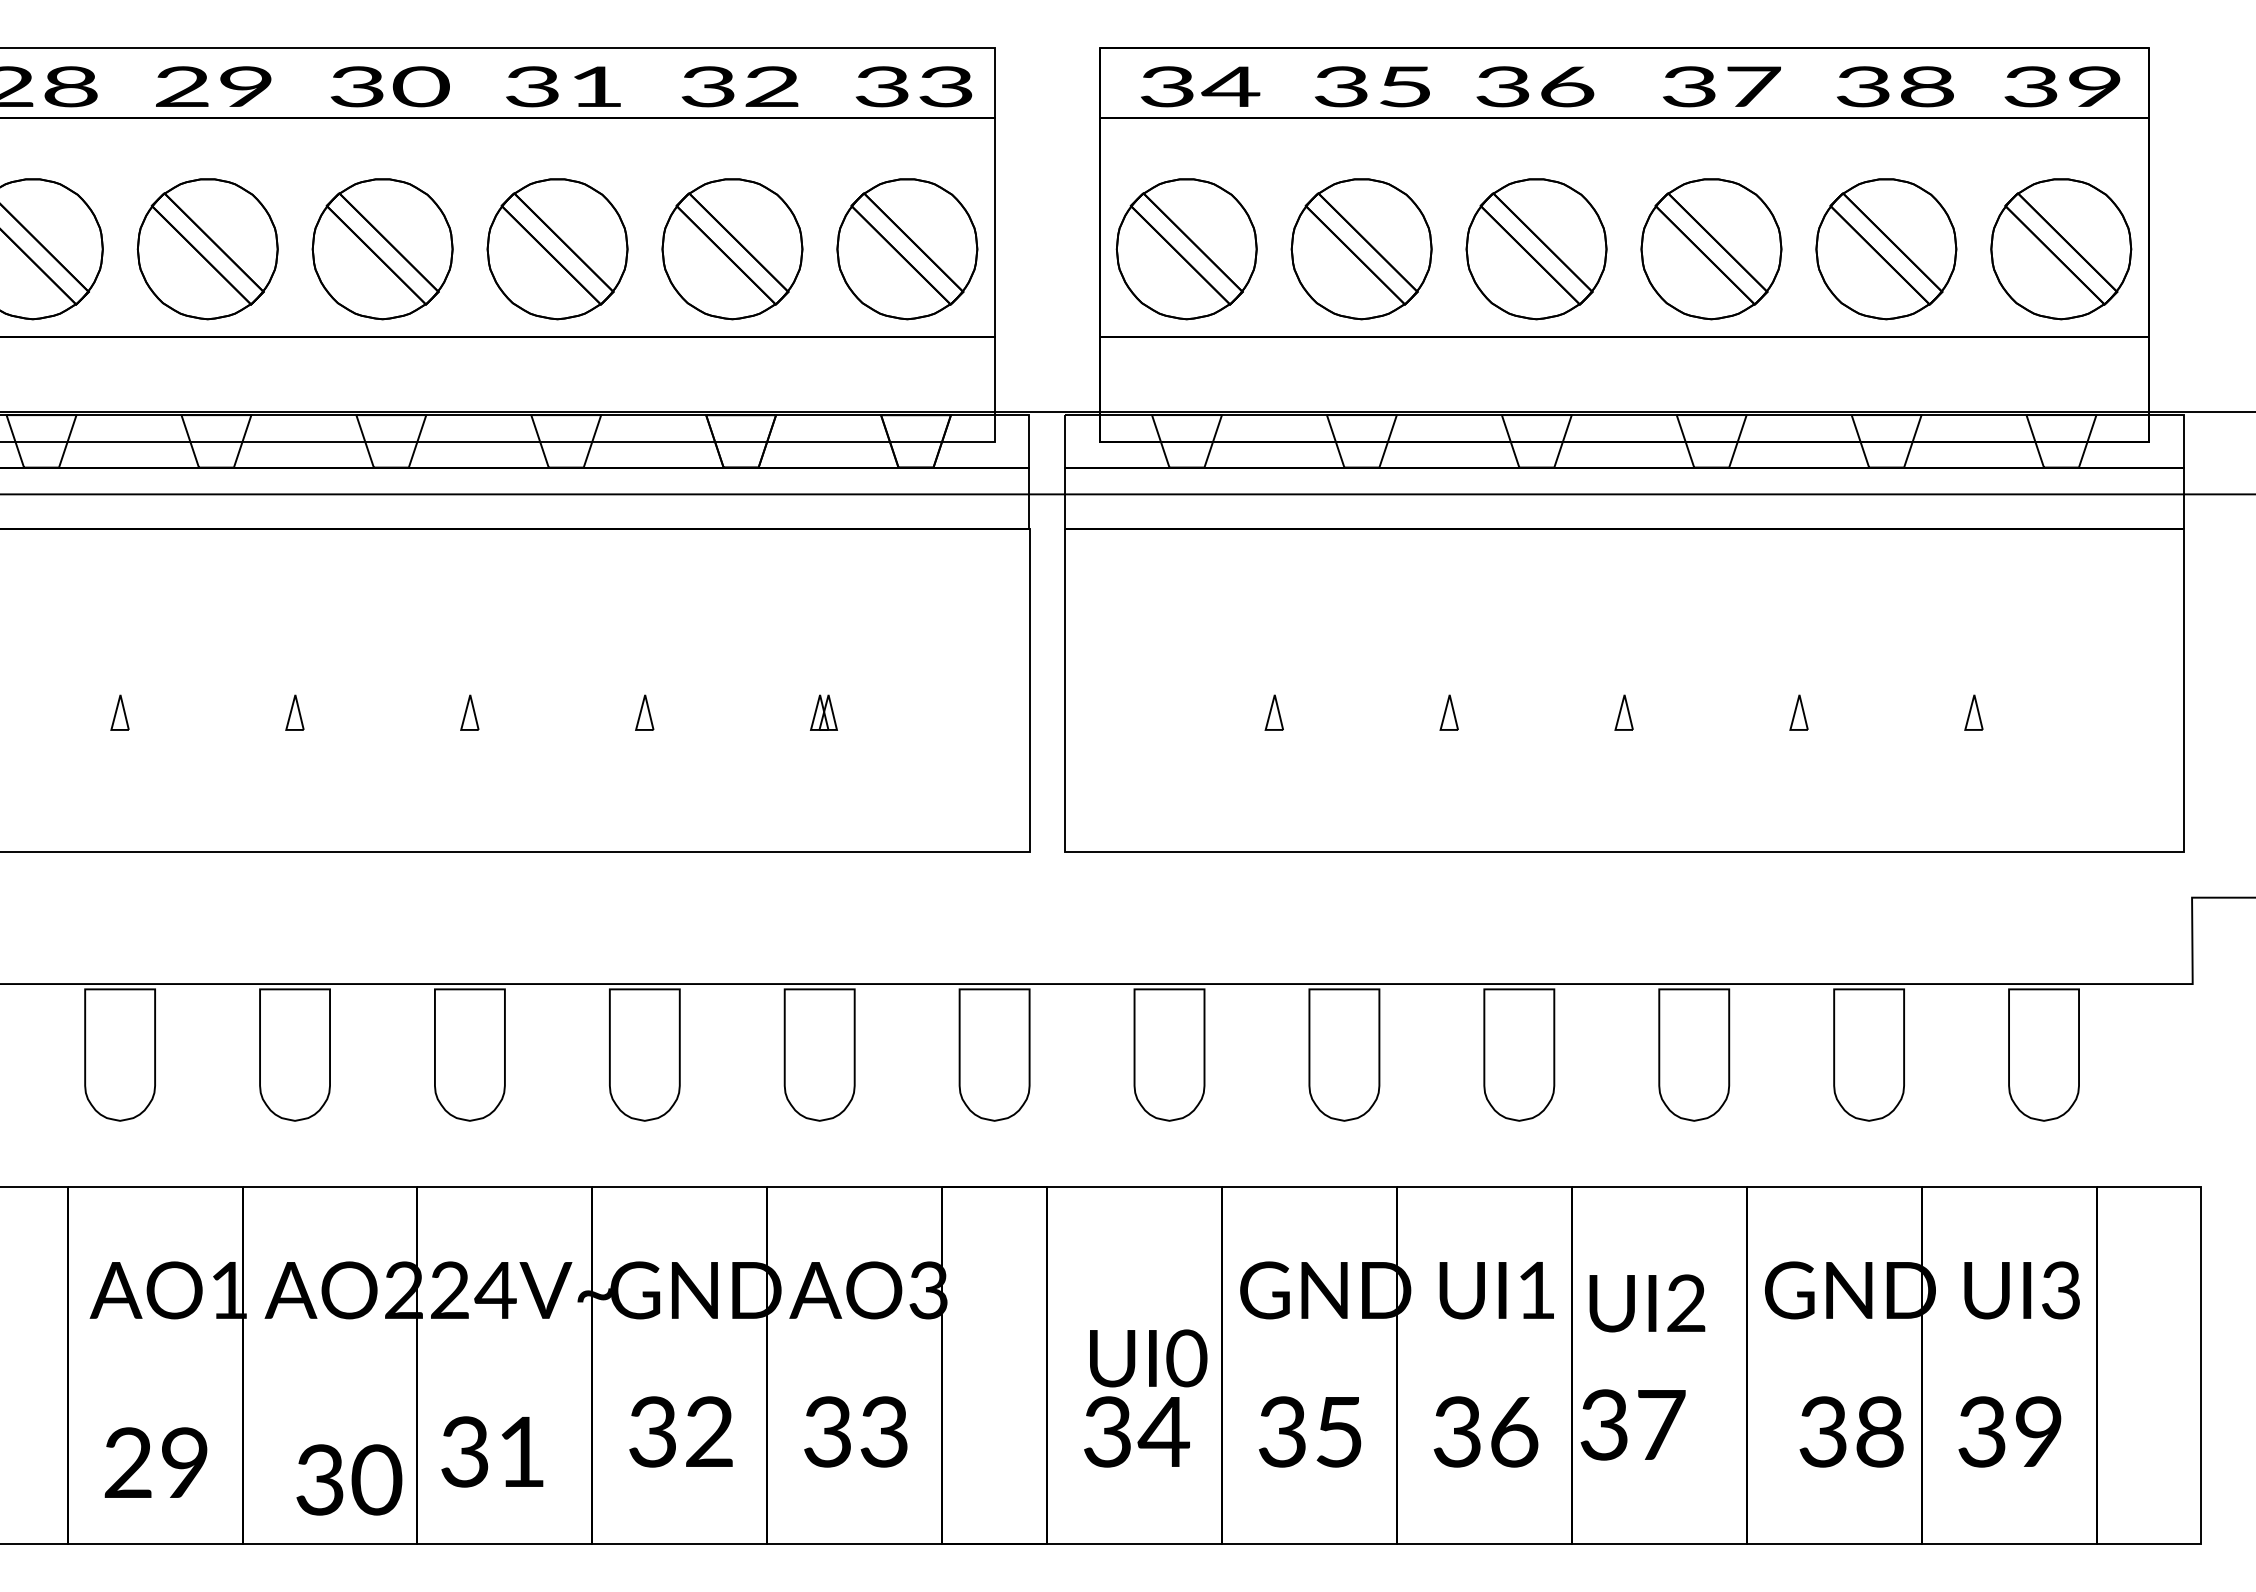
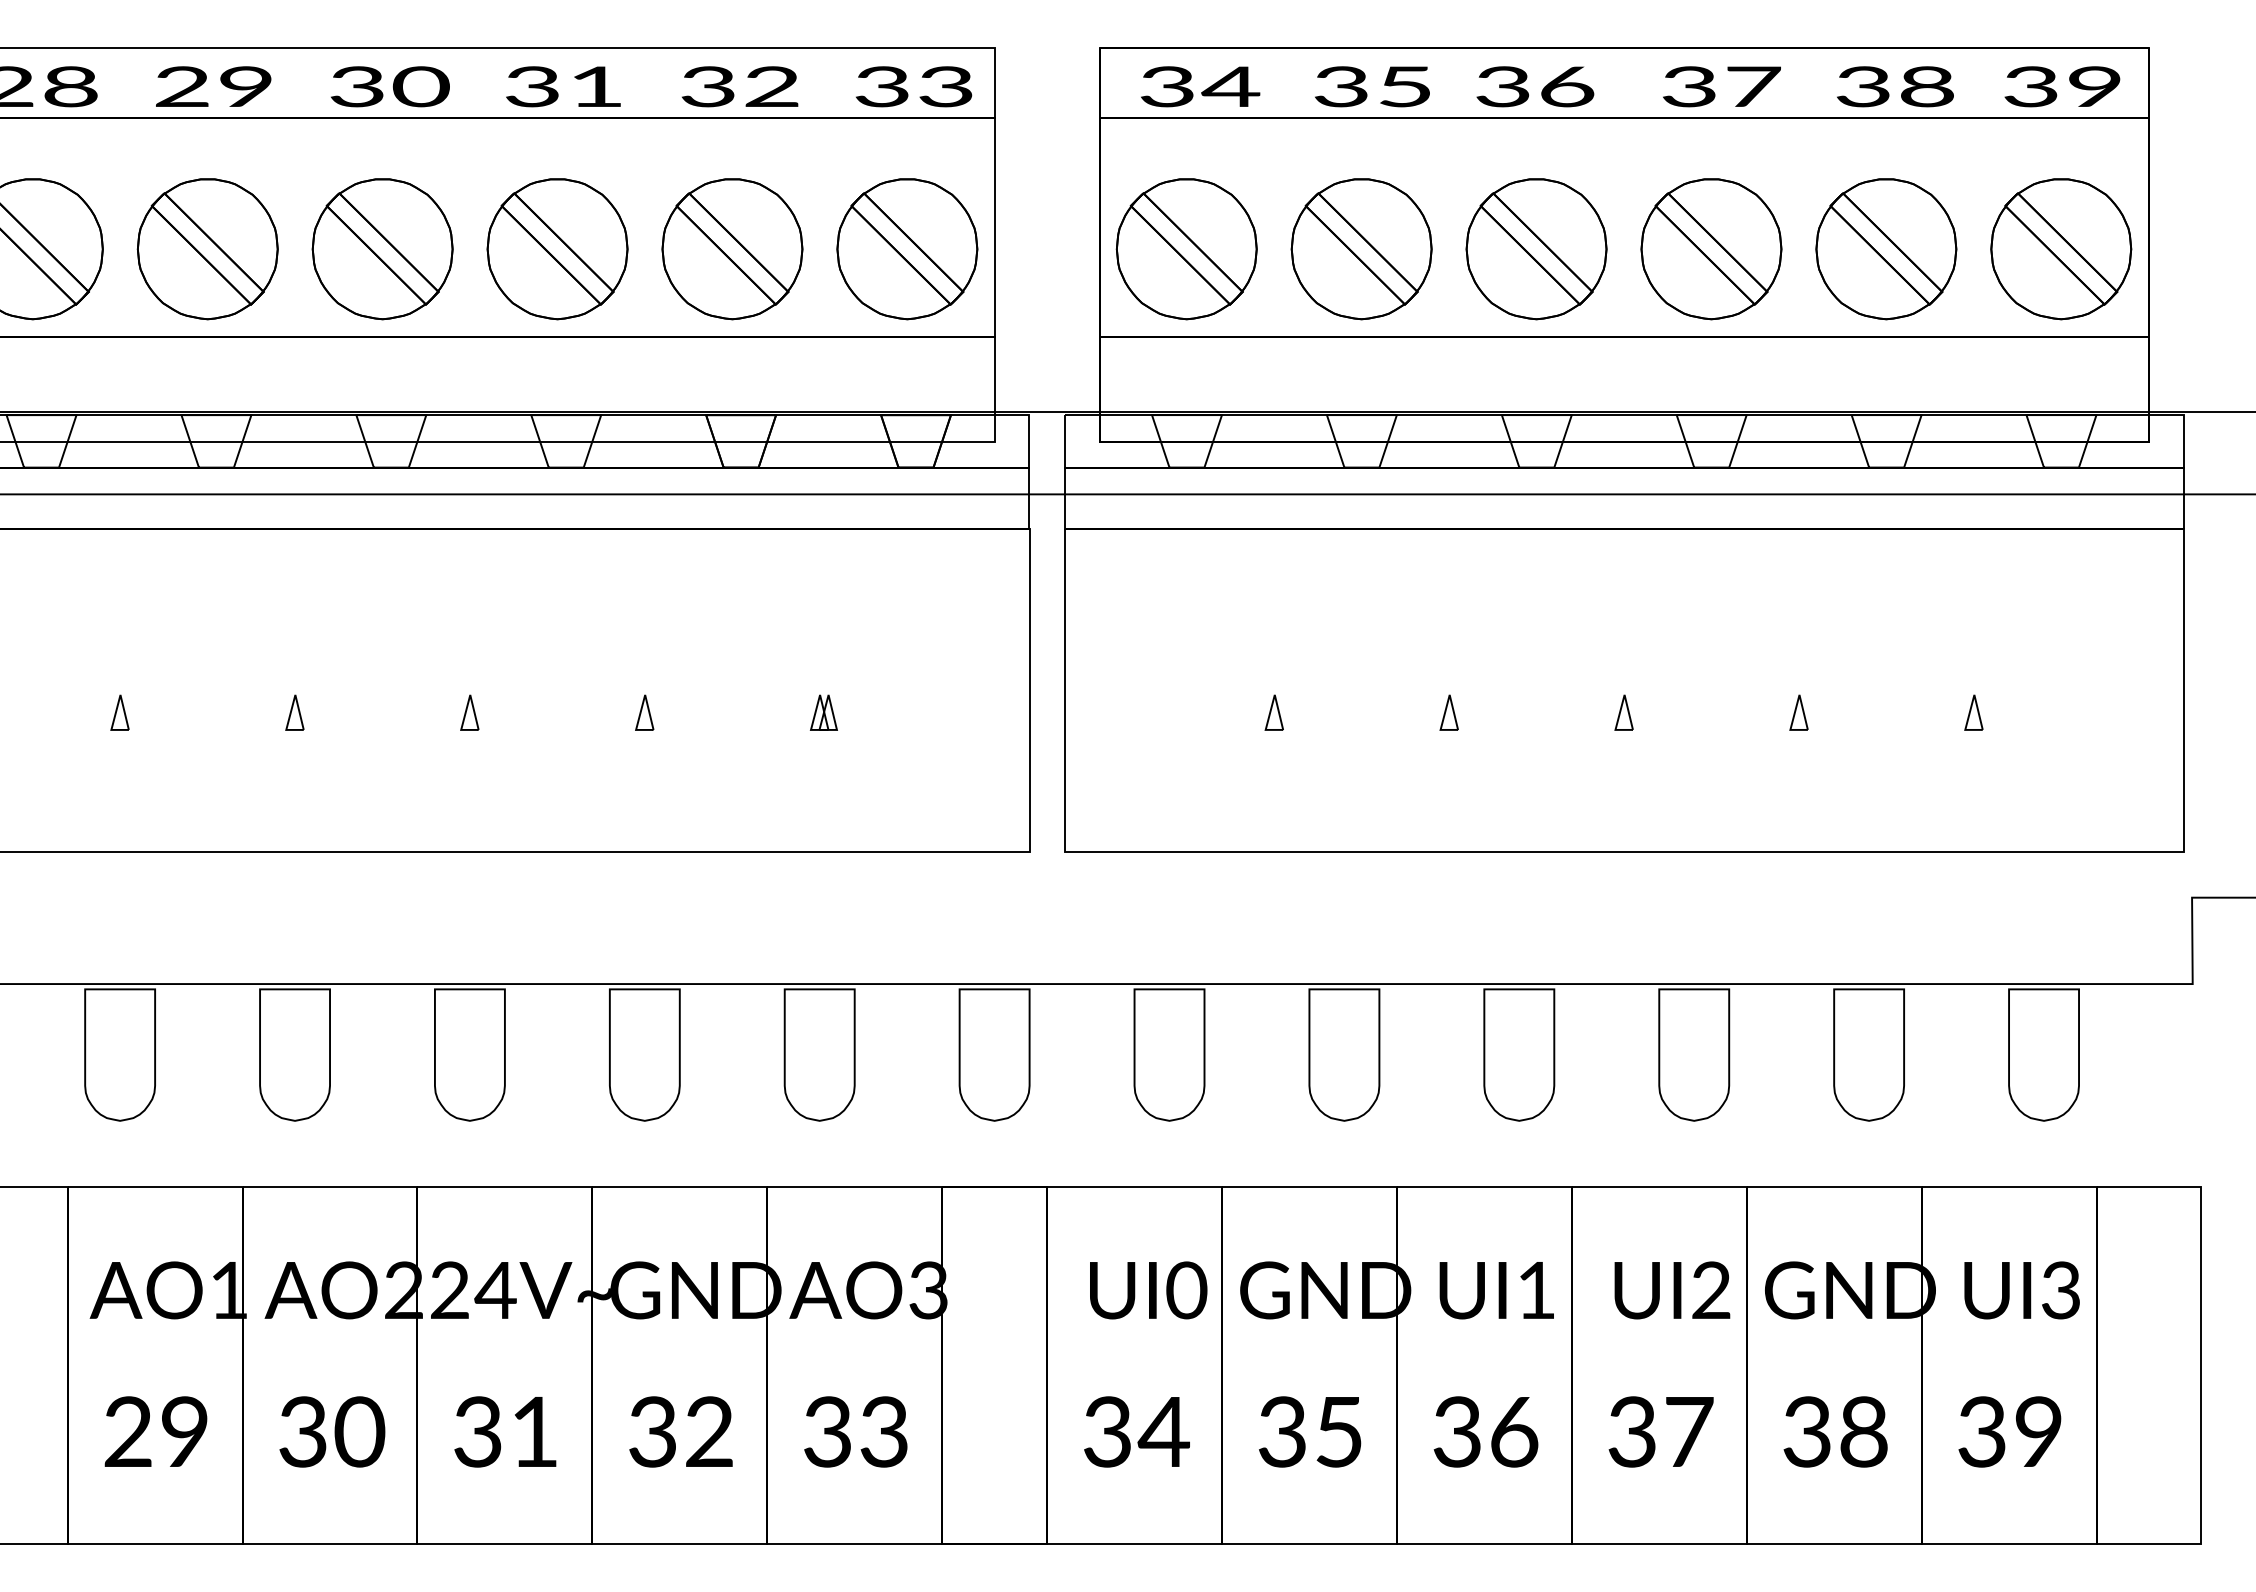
text position: (1647, 1303) -> (1672, 1290) (1672, 1290)
text position: (1148, 1358) -> (1148, 1290) (1148, 1290)
text position: (1632, 1424) -> (1660, 1431) (1660, 1431)
text position: (1851, 1431) -> (1835, 1431) (1835, 1431)
text position: (492, 1451) -> (505, 1431) (505, 1431)
text position: (155, 1462) -> (155, 1431) (155, 1431)
text position: (349, 1479) -> (332, 1431) (332, 1431)
